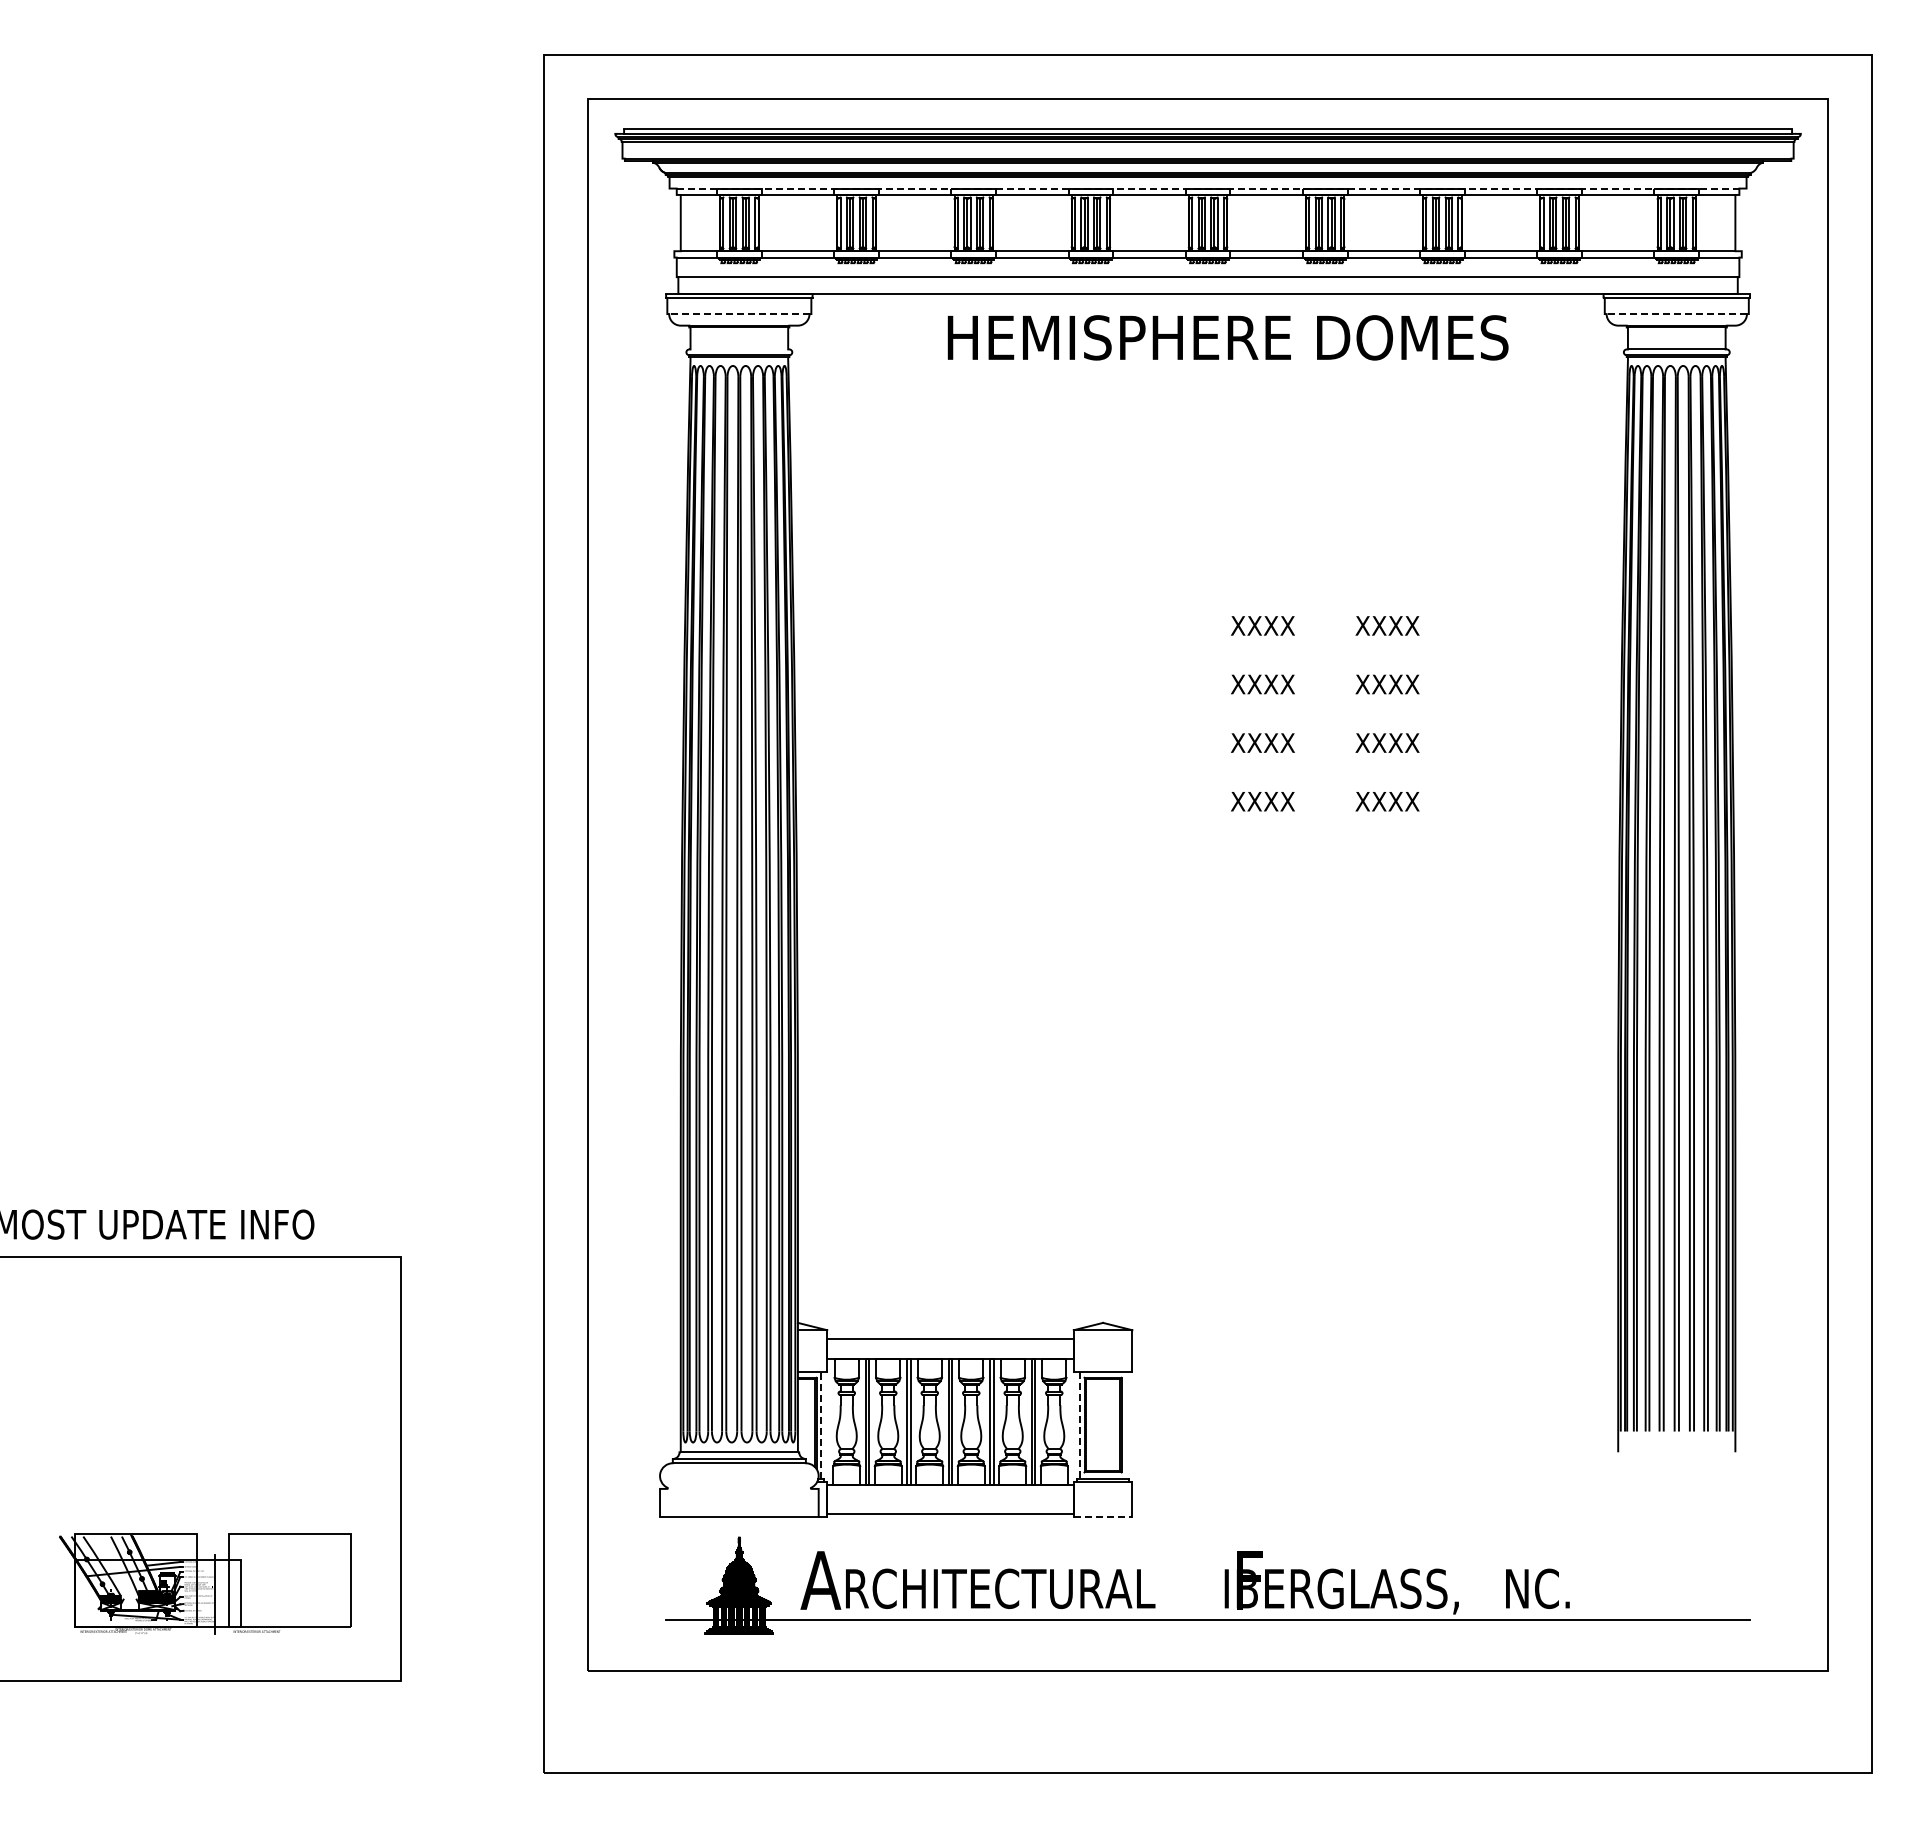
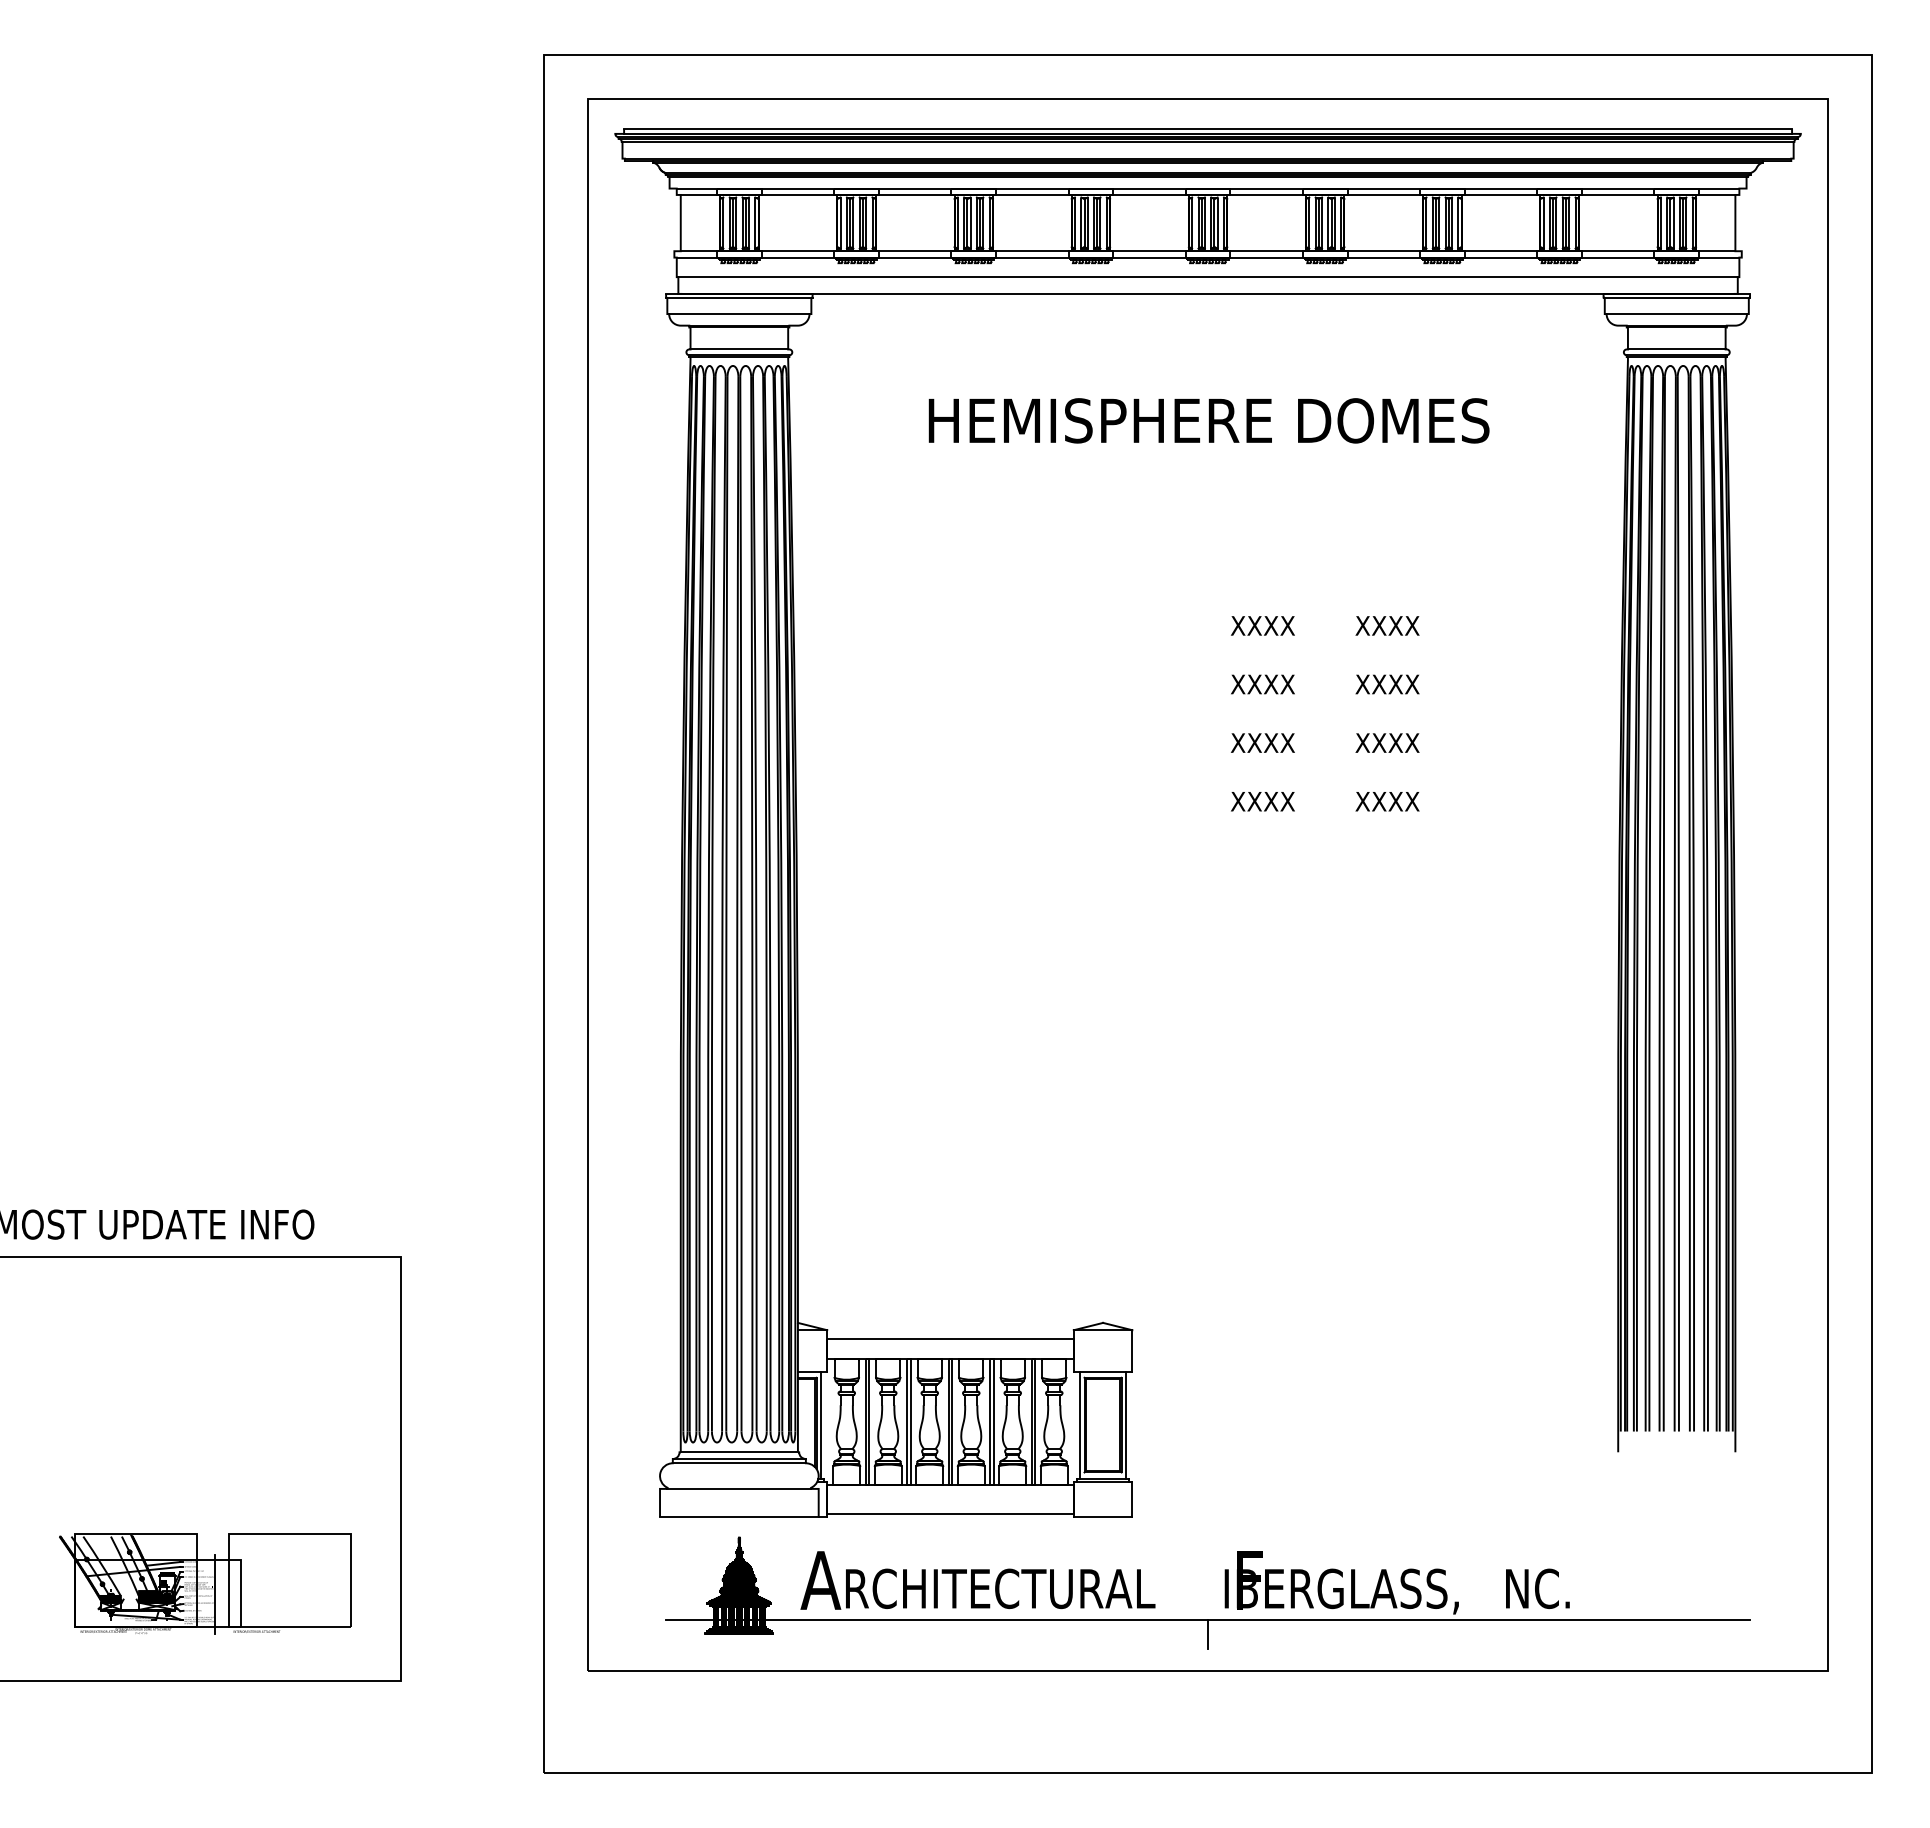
line: dashed -> solid (1208, 188)
line: dashed -> solid (738, 314)
line: dashed -> solid (1676, 314)
text position: (1227, 337) -> (1208, 420) (1208, 420)
line: none -> present (739, 349)
line: dashed -> solid (821, 1424)
line: none -> present (1126, 1424)
line: dashed -> solid (1079, 1425)
line: none -> present (739, 1488)
line: dashed -> solid (1103, 1516)
line: none -> present (1208, 1633)
